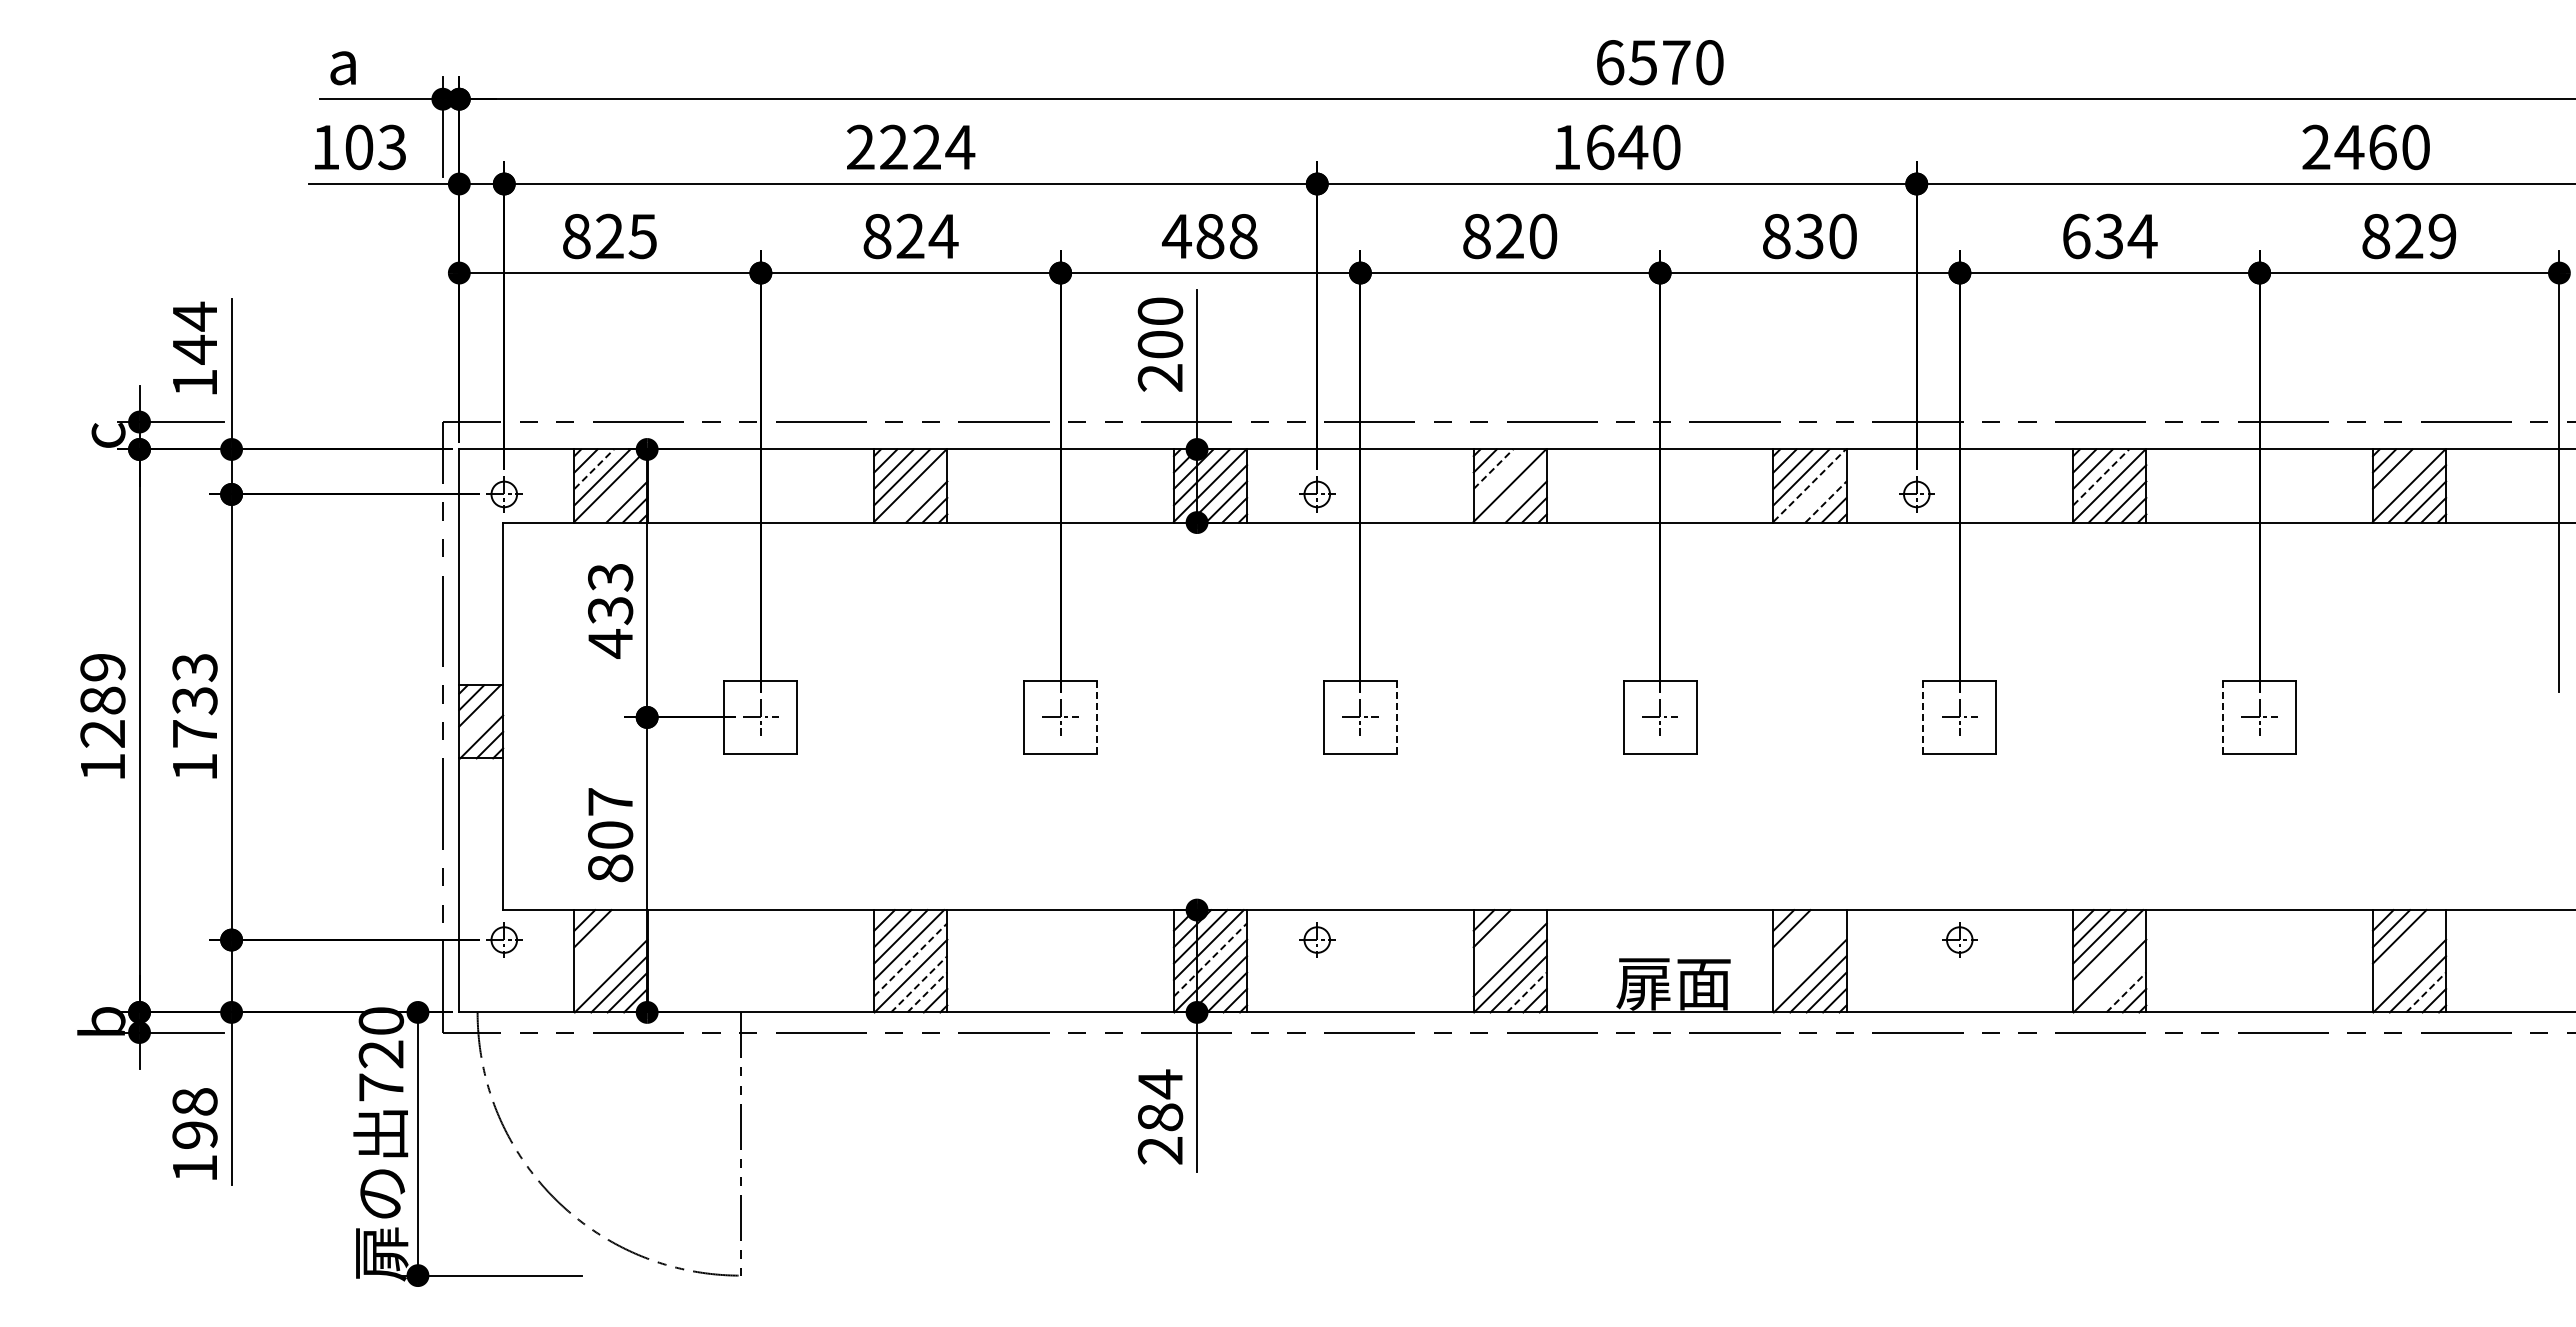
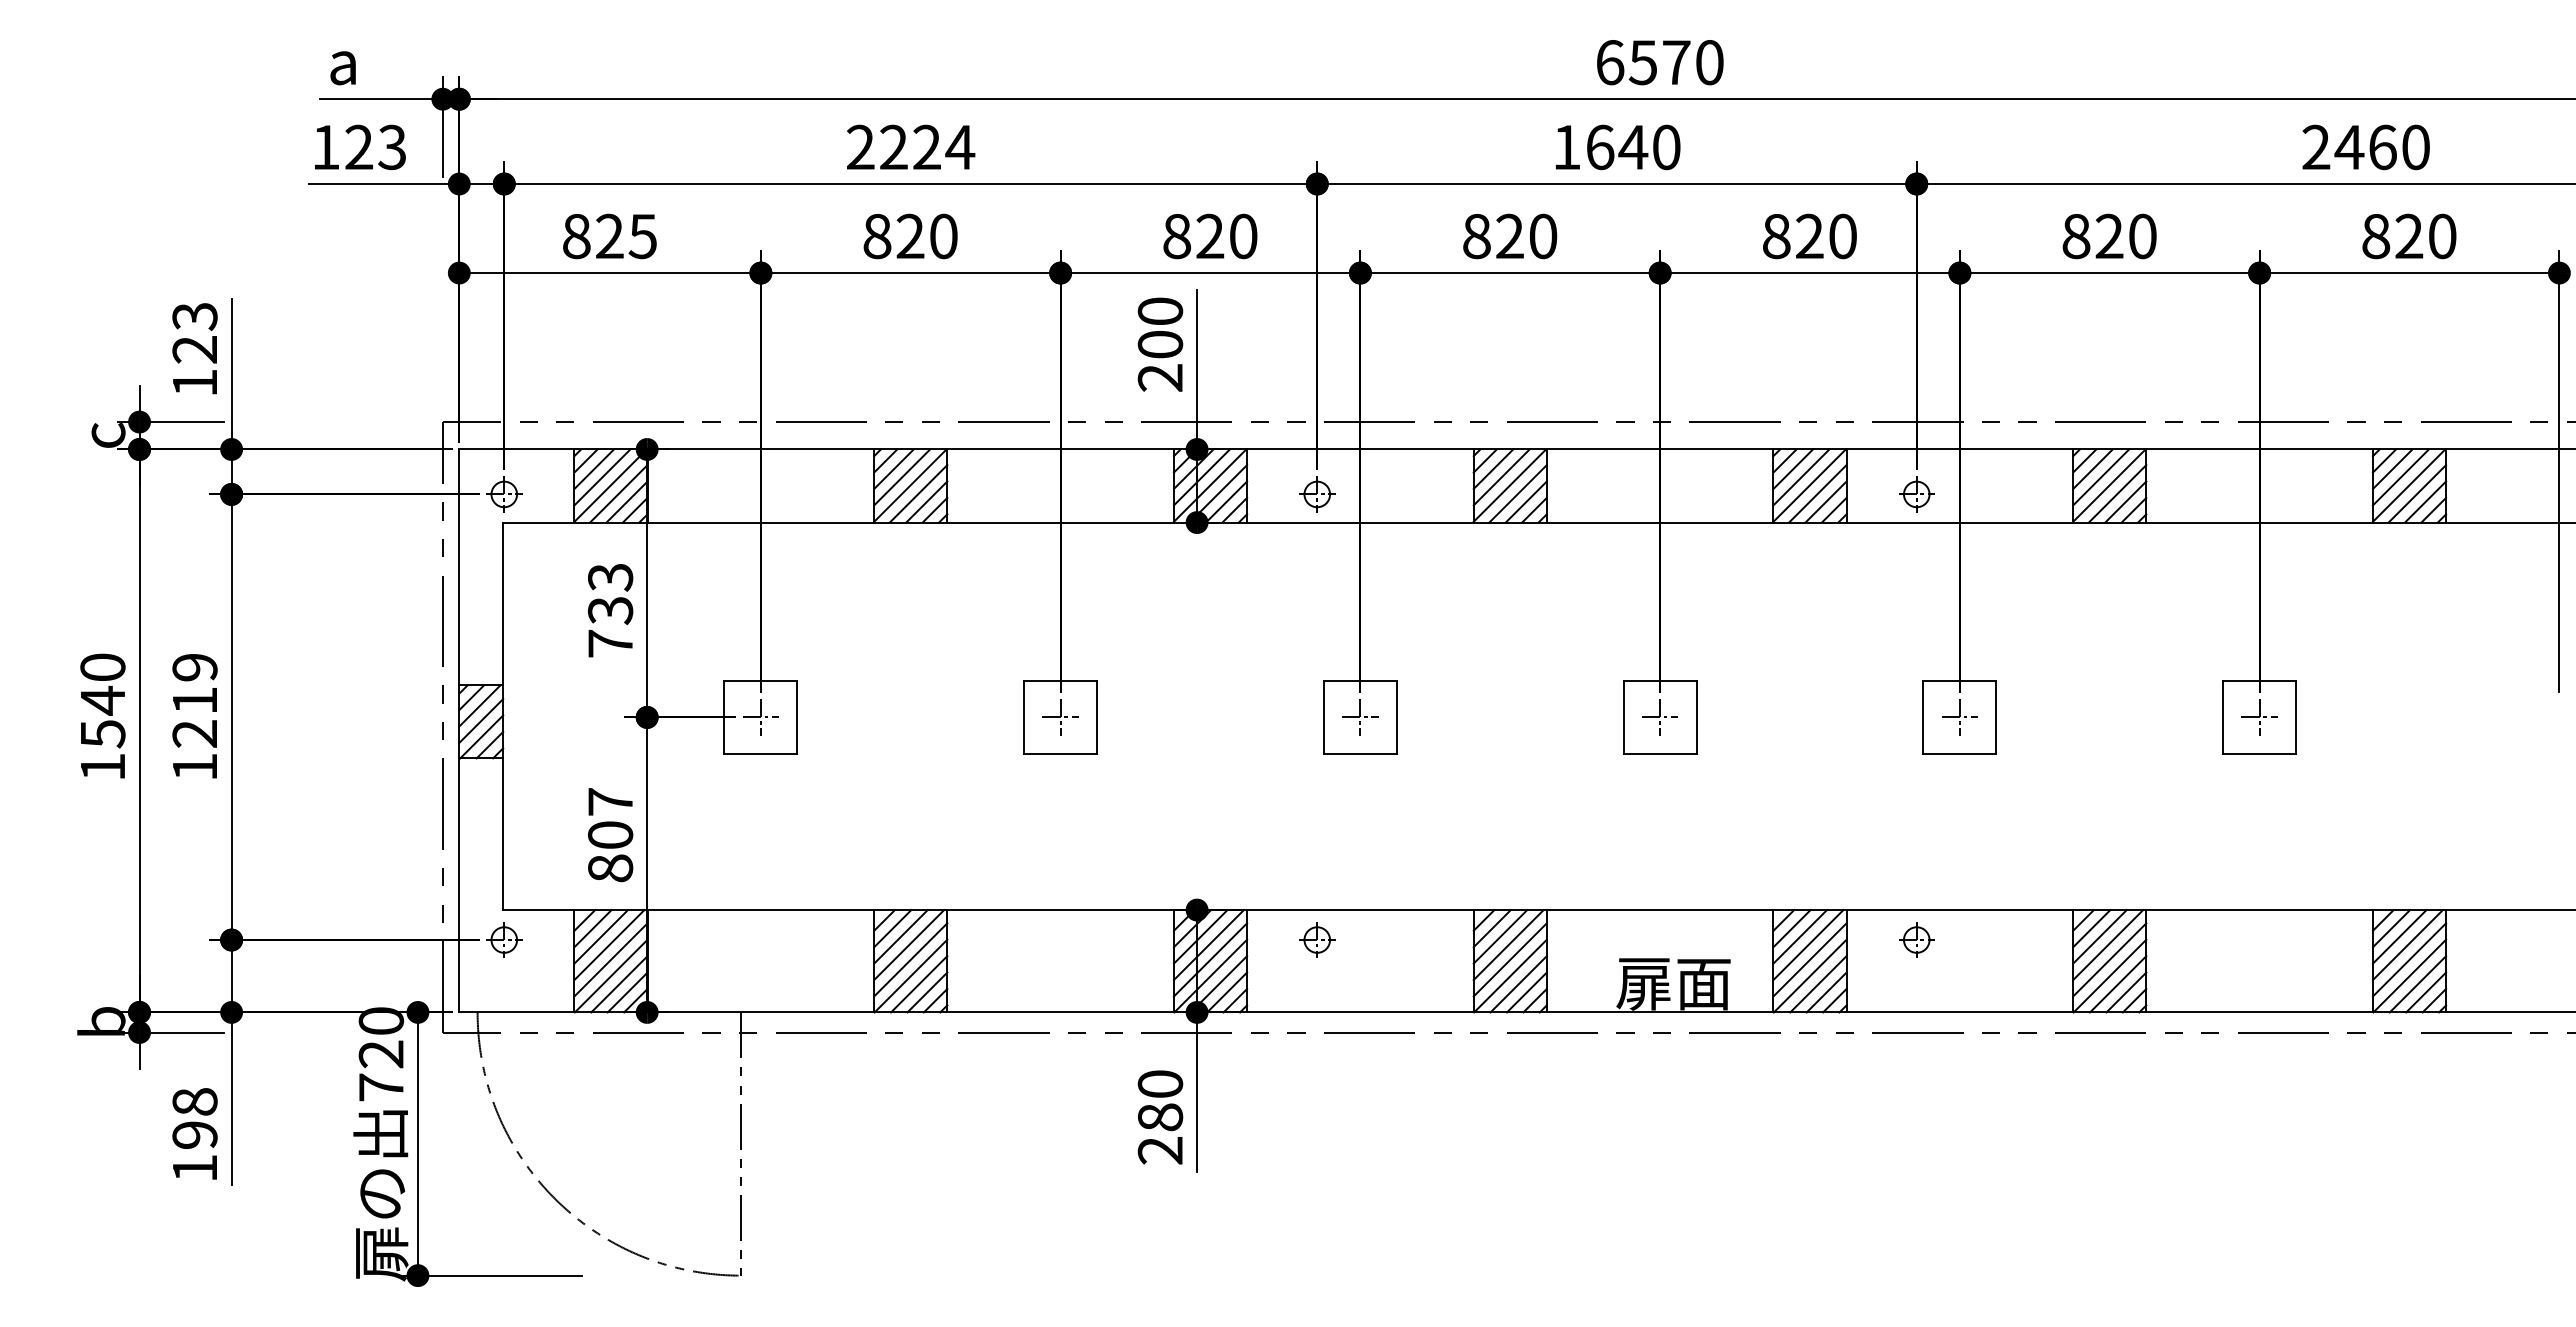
text: 103 -> 123 (359, 147)
text: 824 -> 820 (943, 236)
text: 488 -> 820 (1209, 236)
text: 830 -> 820 (1809, 236)
text: 634 -> 820 (2109, 236)
text: 829 -> 820 (2442, 236)
text: 144 -> 123 (194, 332)
line: dashed -> solid (594, 469)
line: dashed -> solid (1493, 469)
line: none -> present (1501, 477)
line: dashed -> solid (2101, 477)
line: none -> present (2400, 477)
line: dashed -> solid (1809, 485)
line: none -> present (618, 493)
line: none -> present (918, 493)
line: none -> present (1517, 493)
line: none -> present (1817, 493)
line: dashed -> solid (1826, 501)
text: 433 -> 733 (610, 643)
text: 1289 -> 1540 (102, 700)
text: 1733 -> 1219 (194, 700)
line: dashed -> solid (1097, 717)
line: dashed -> solid (1396, 717)
line: dashed -> solid (1923, 717)
line: dashed -> solid (2223, 717)
line: none -> present (481, 720)
line: none -> present (600, 936)
line: none -> present (1500, 936)
line: none -> present (1800, 936)
part position: (1959, 939) -> (1916, 939) (1916, 939)
line: none -> present (609, 945)
line: none -> present (1508, 945)
line: none -> present (1808, 945)
line: none -> present (2407, 945)
line: none -> present (610, 959)
line: dashed -> solid (910, 959)
line: dashed -> solid (1210, 959)
line: none -> present (1809, 959)
line: none -> present (2109, 959)
line: none -> present (2409, 959)
line: dashed -> solid (919, 984)
line: none -> present (2118, 984)
line: dashed -> solid (927, 992)
line: dashed -> solid (1527, 992)
line: dashed -> solid (2126, 992)
line: dashed -> solid (2426, 992)
text: 284 -> 280 (1160, 1084)
